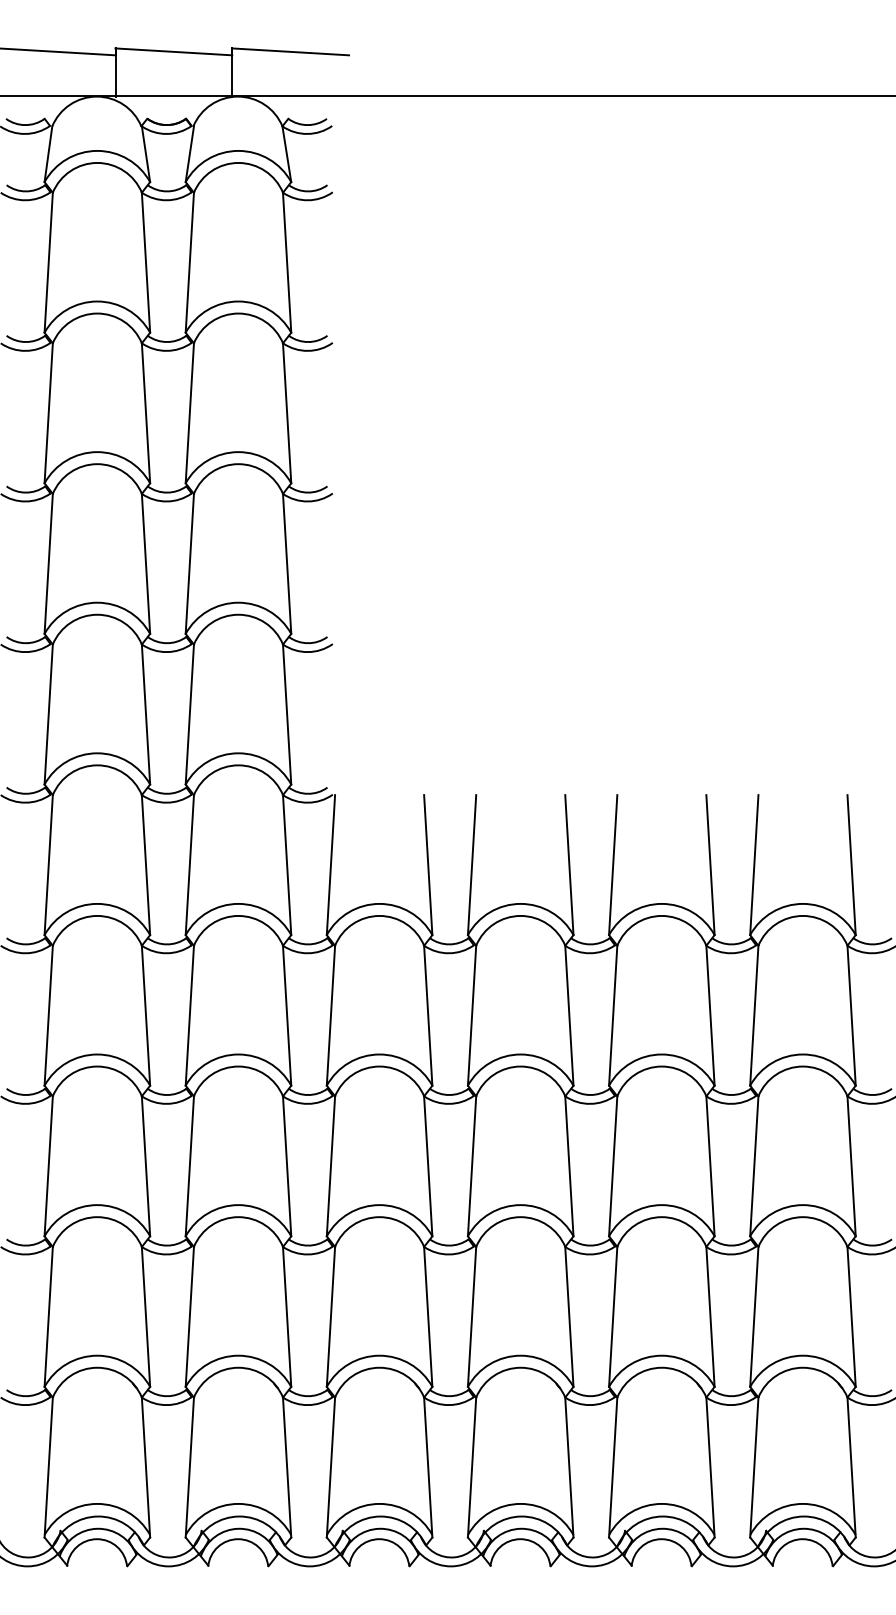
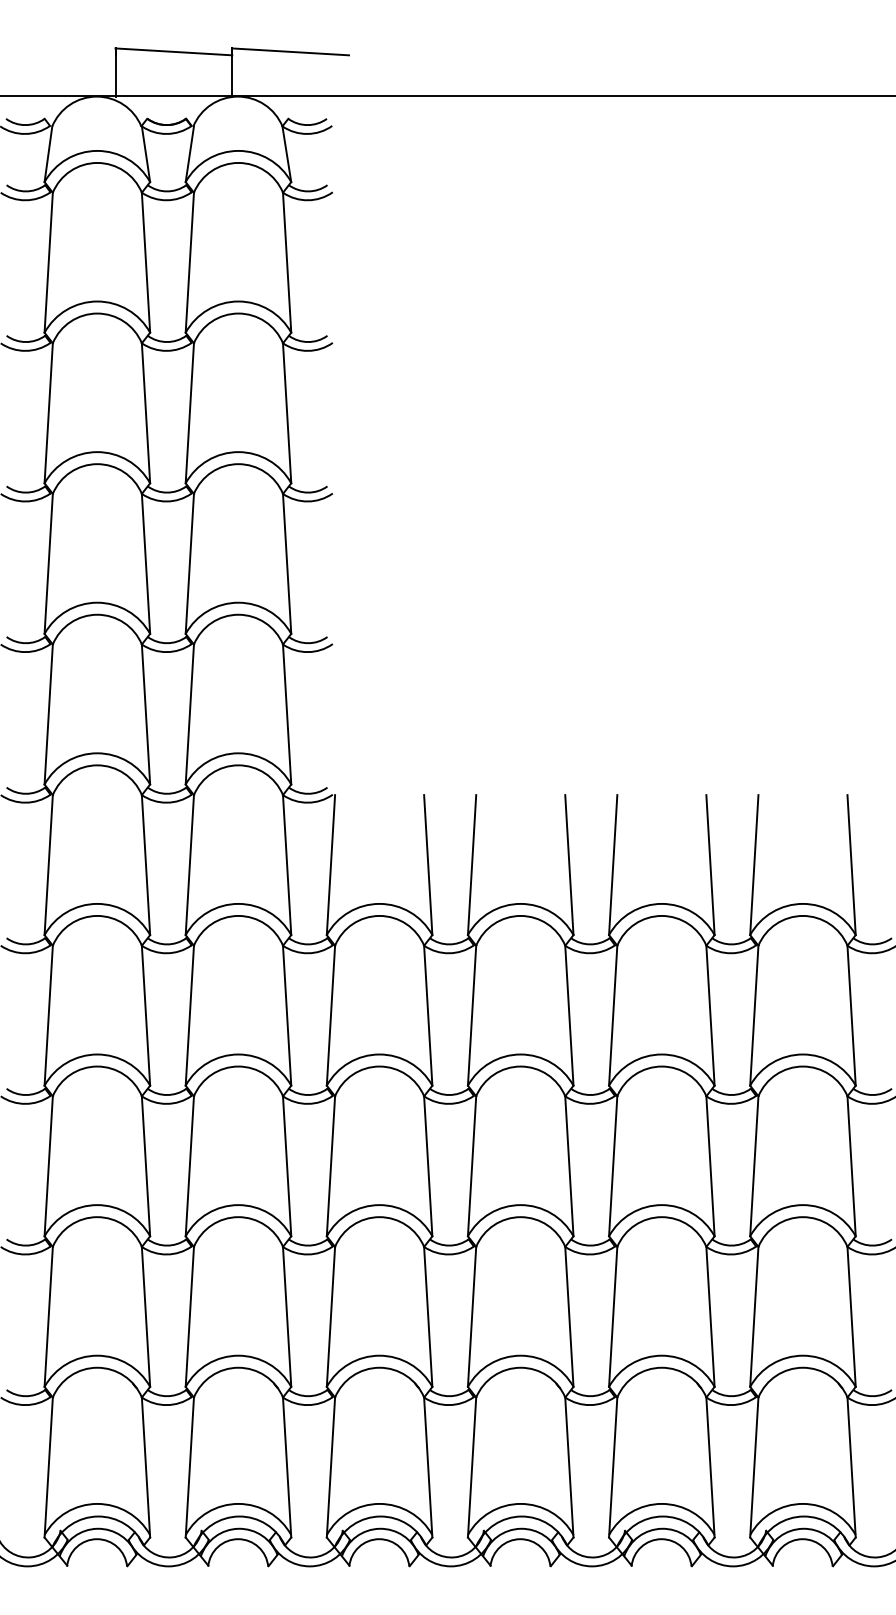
line: present -> none (58, 51)
